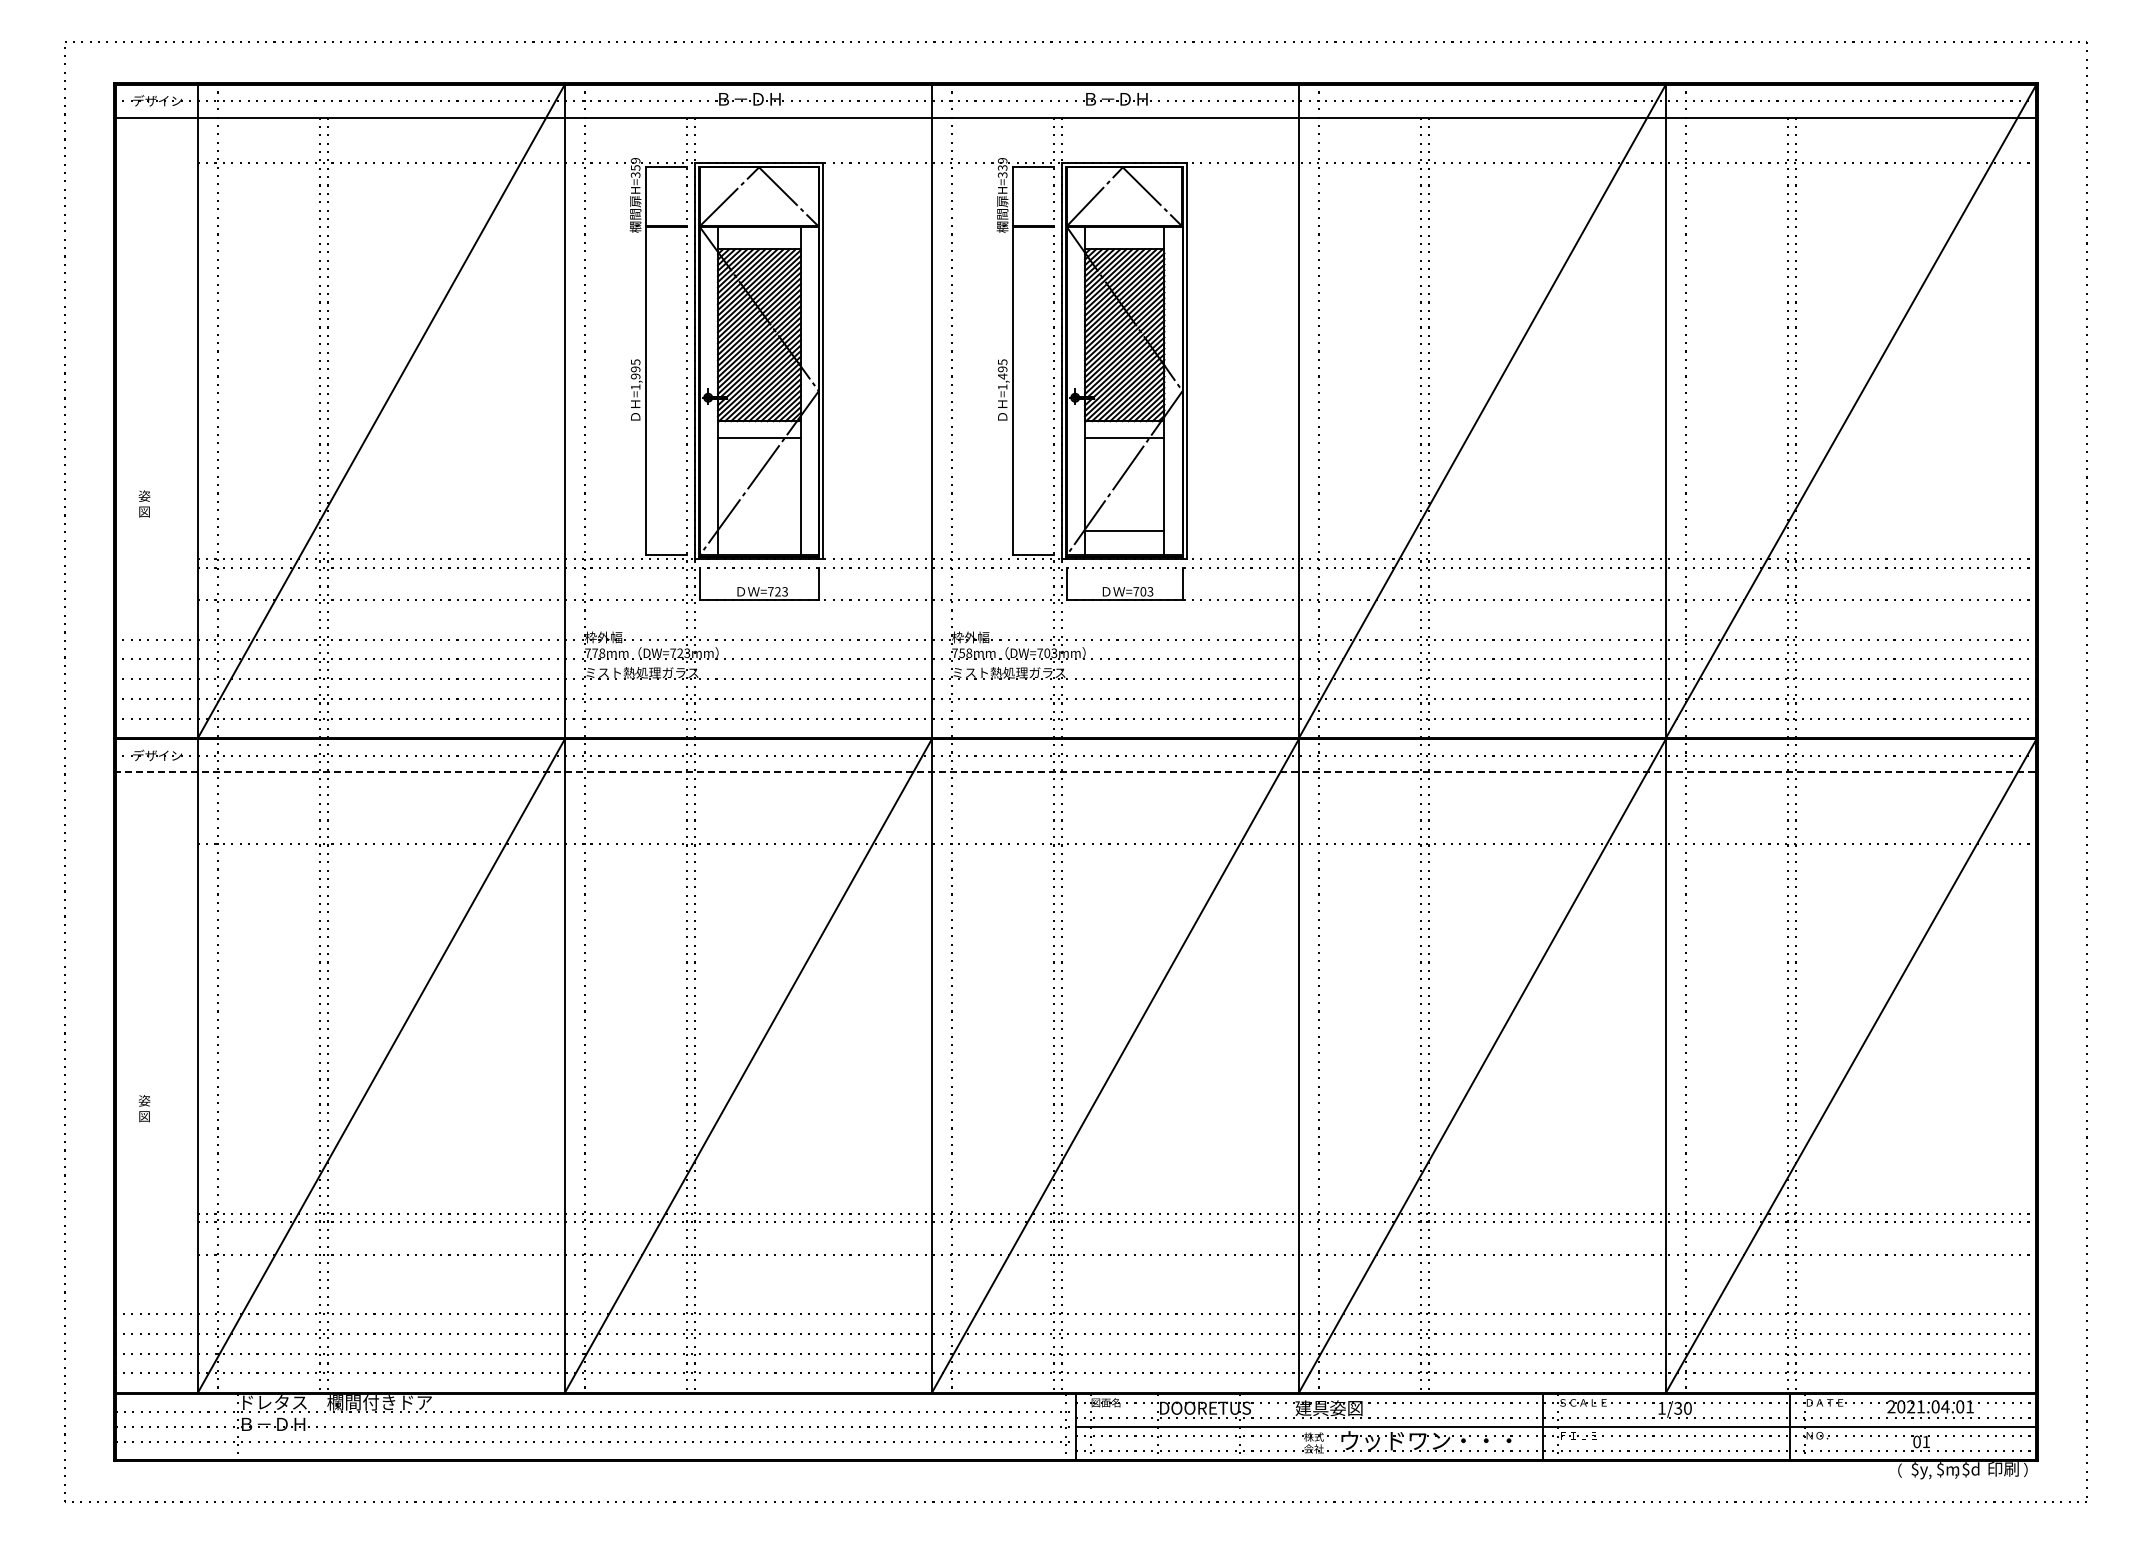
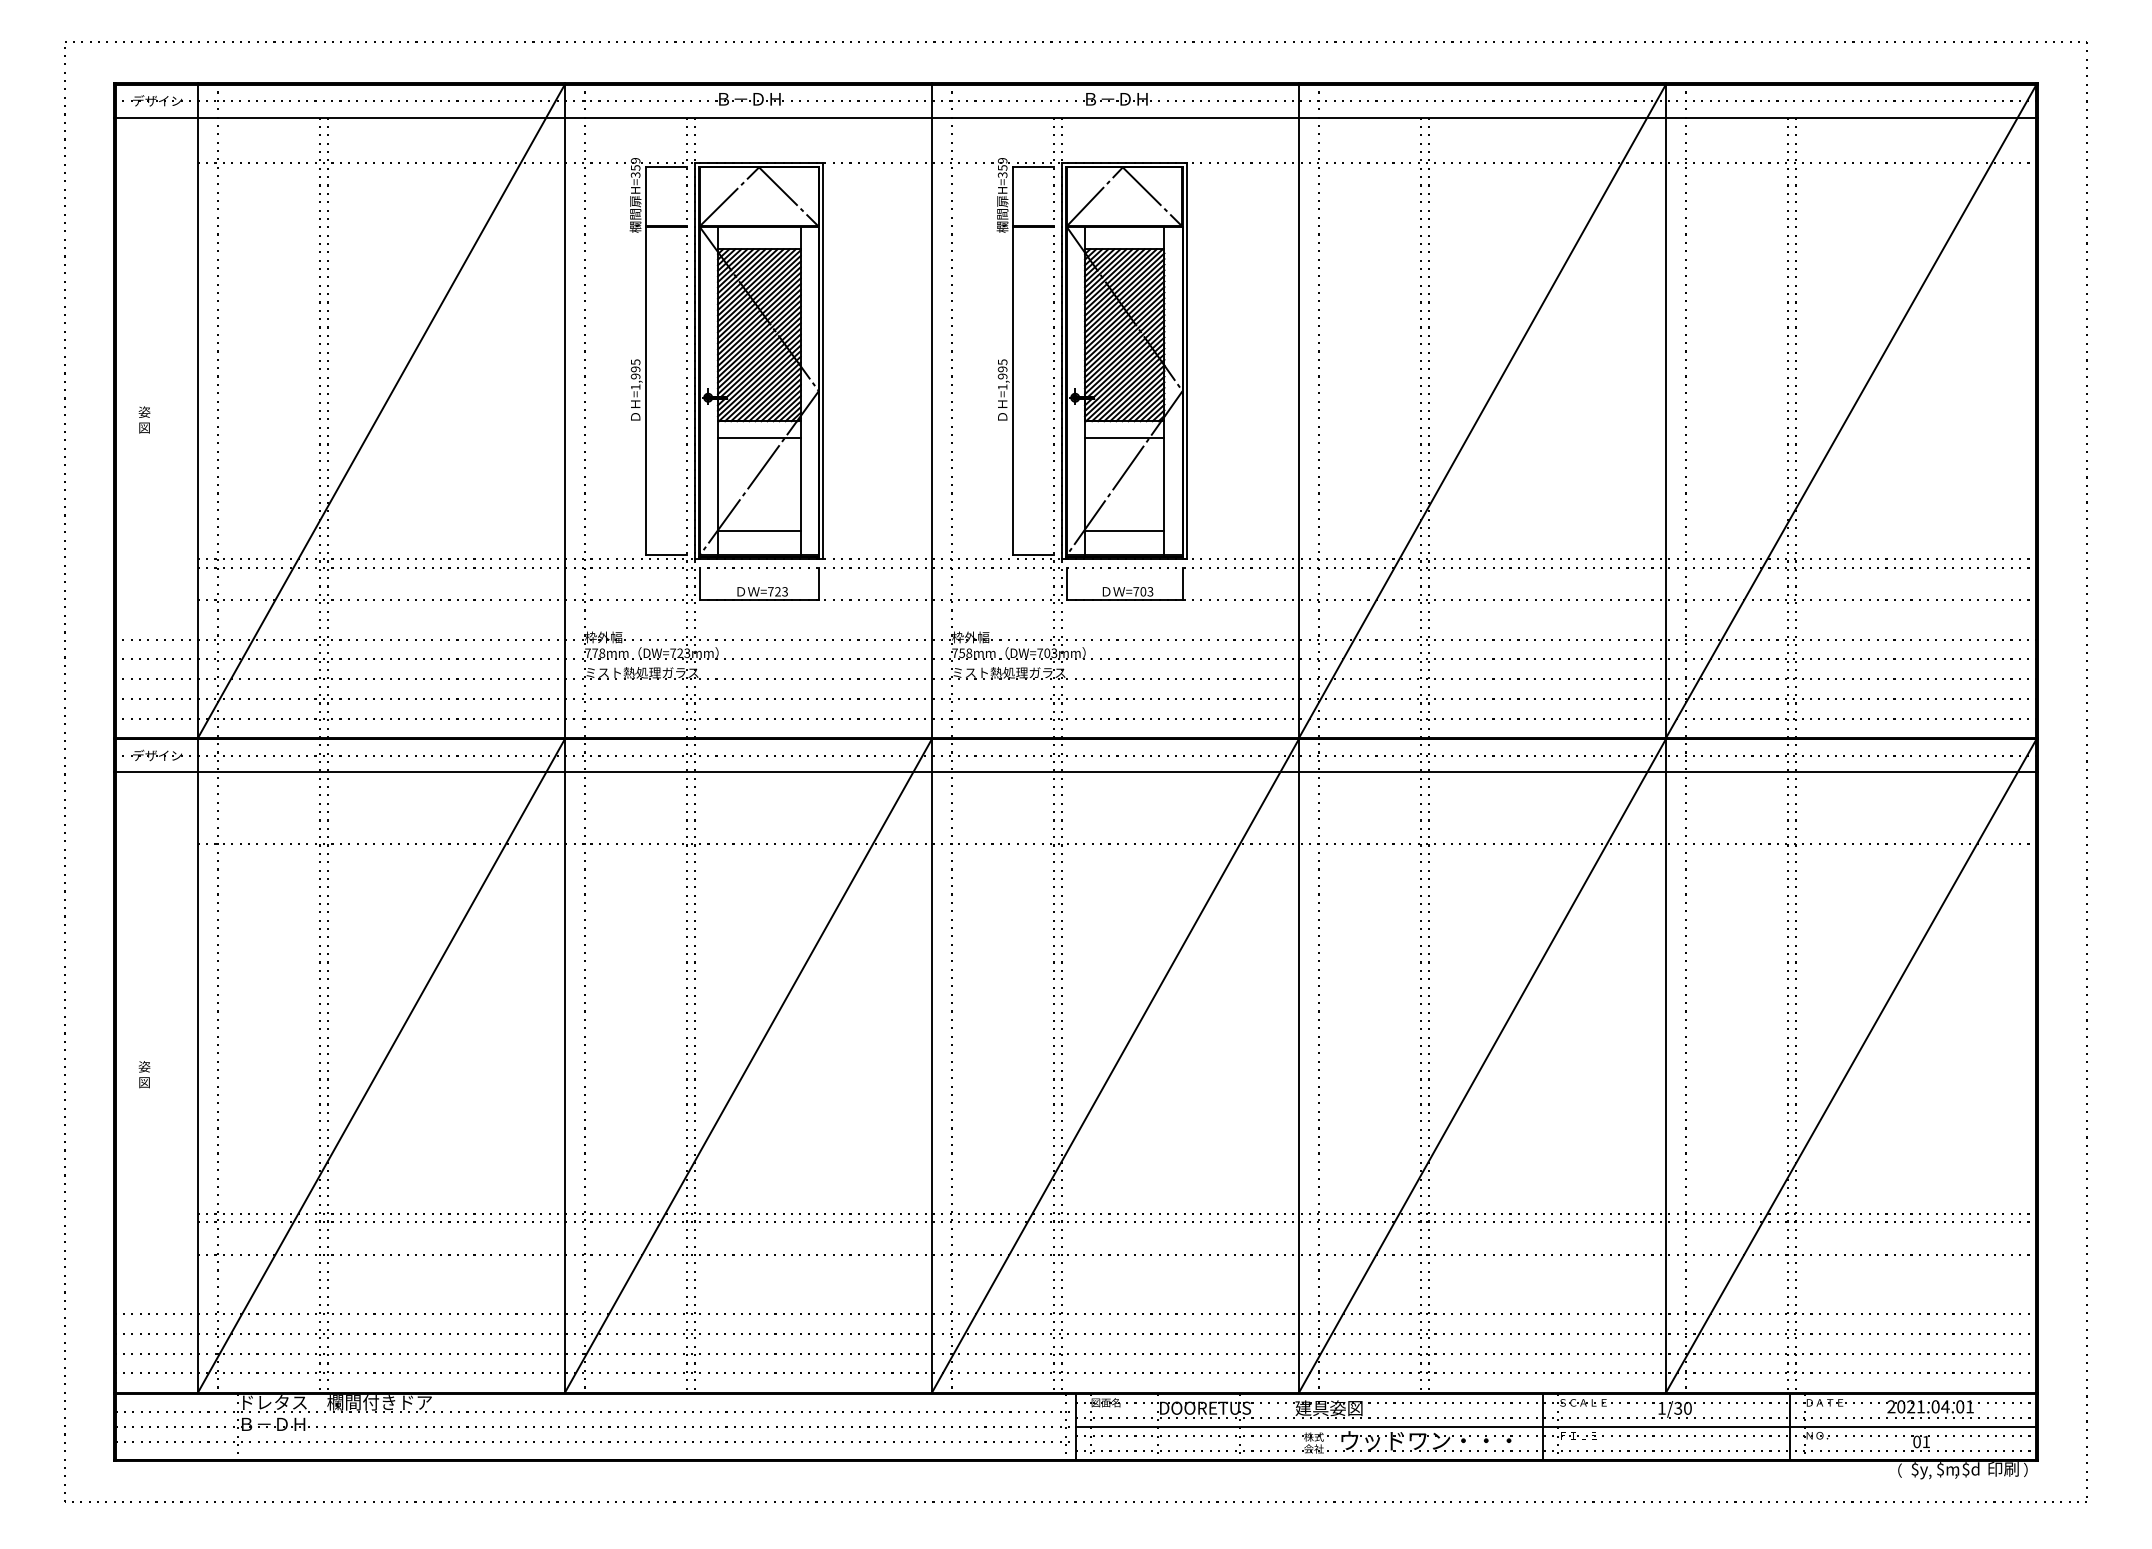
text: H=339 -> H=359 (1001, 167)
text: =1,495 -> =1,995 (1002, 376)
text position: (144, 503) -> (144, 419) (144, 419)
line: none -> present (758, 530)
line: dashed -> solid (1076, 772)
text position: (144, 1108) -> (144, 1074) (144, 1074)
